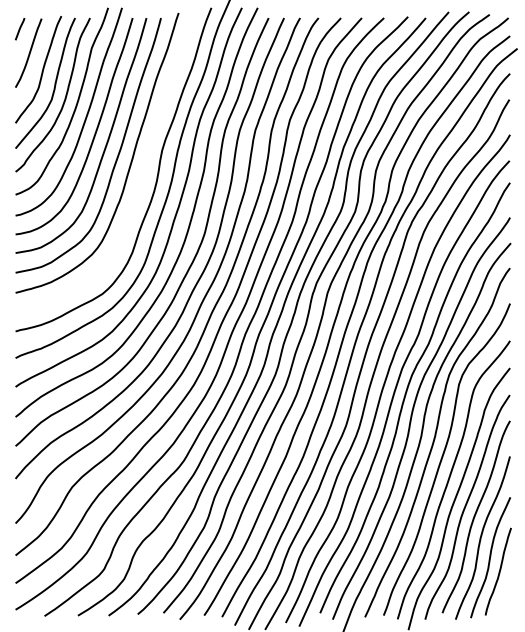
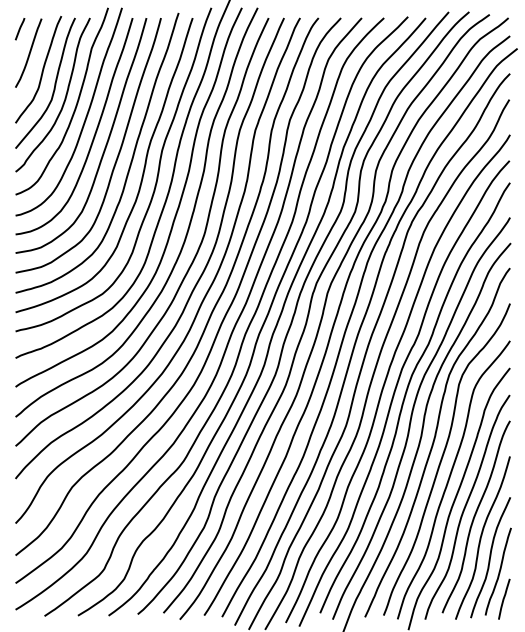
curve: none -> present (141, 176)
line: none -> present (504, 598)
